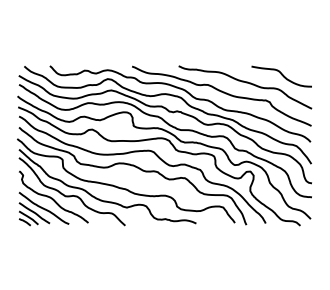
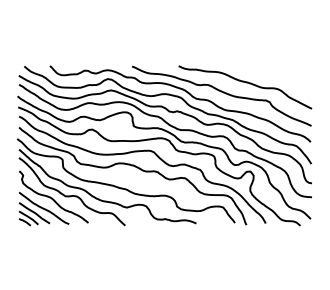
curve: present -> none (281, 75)
